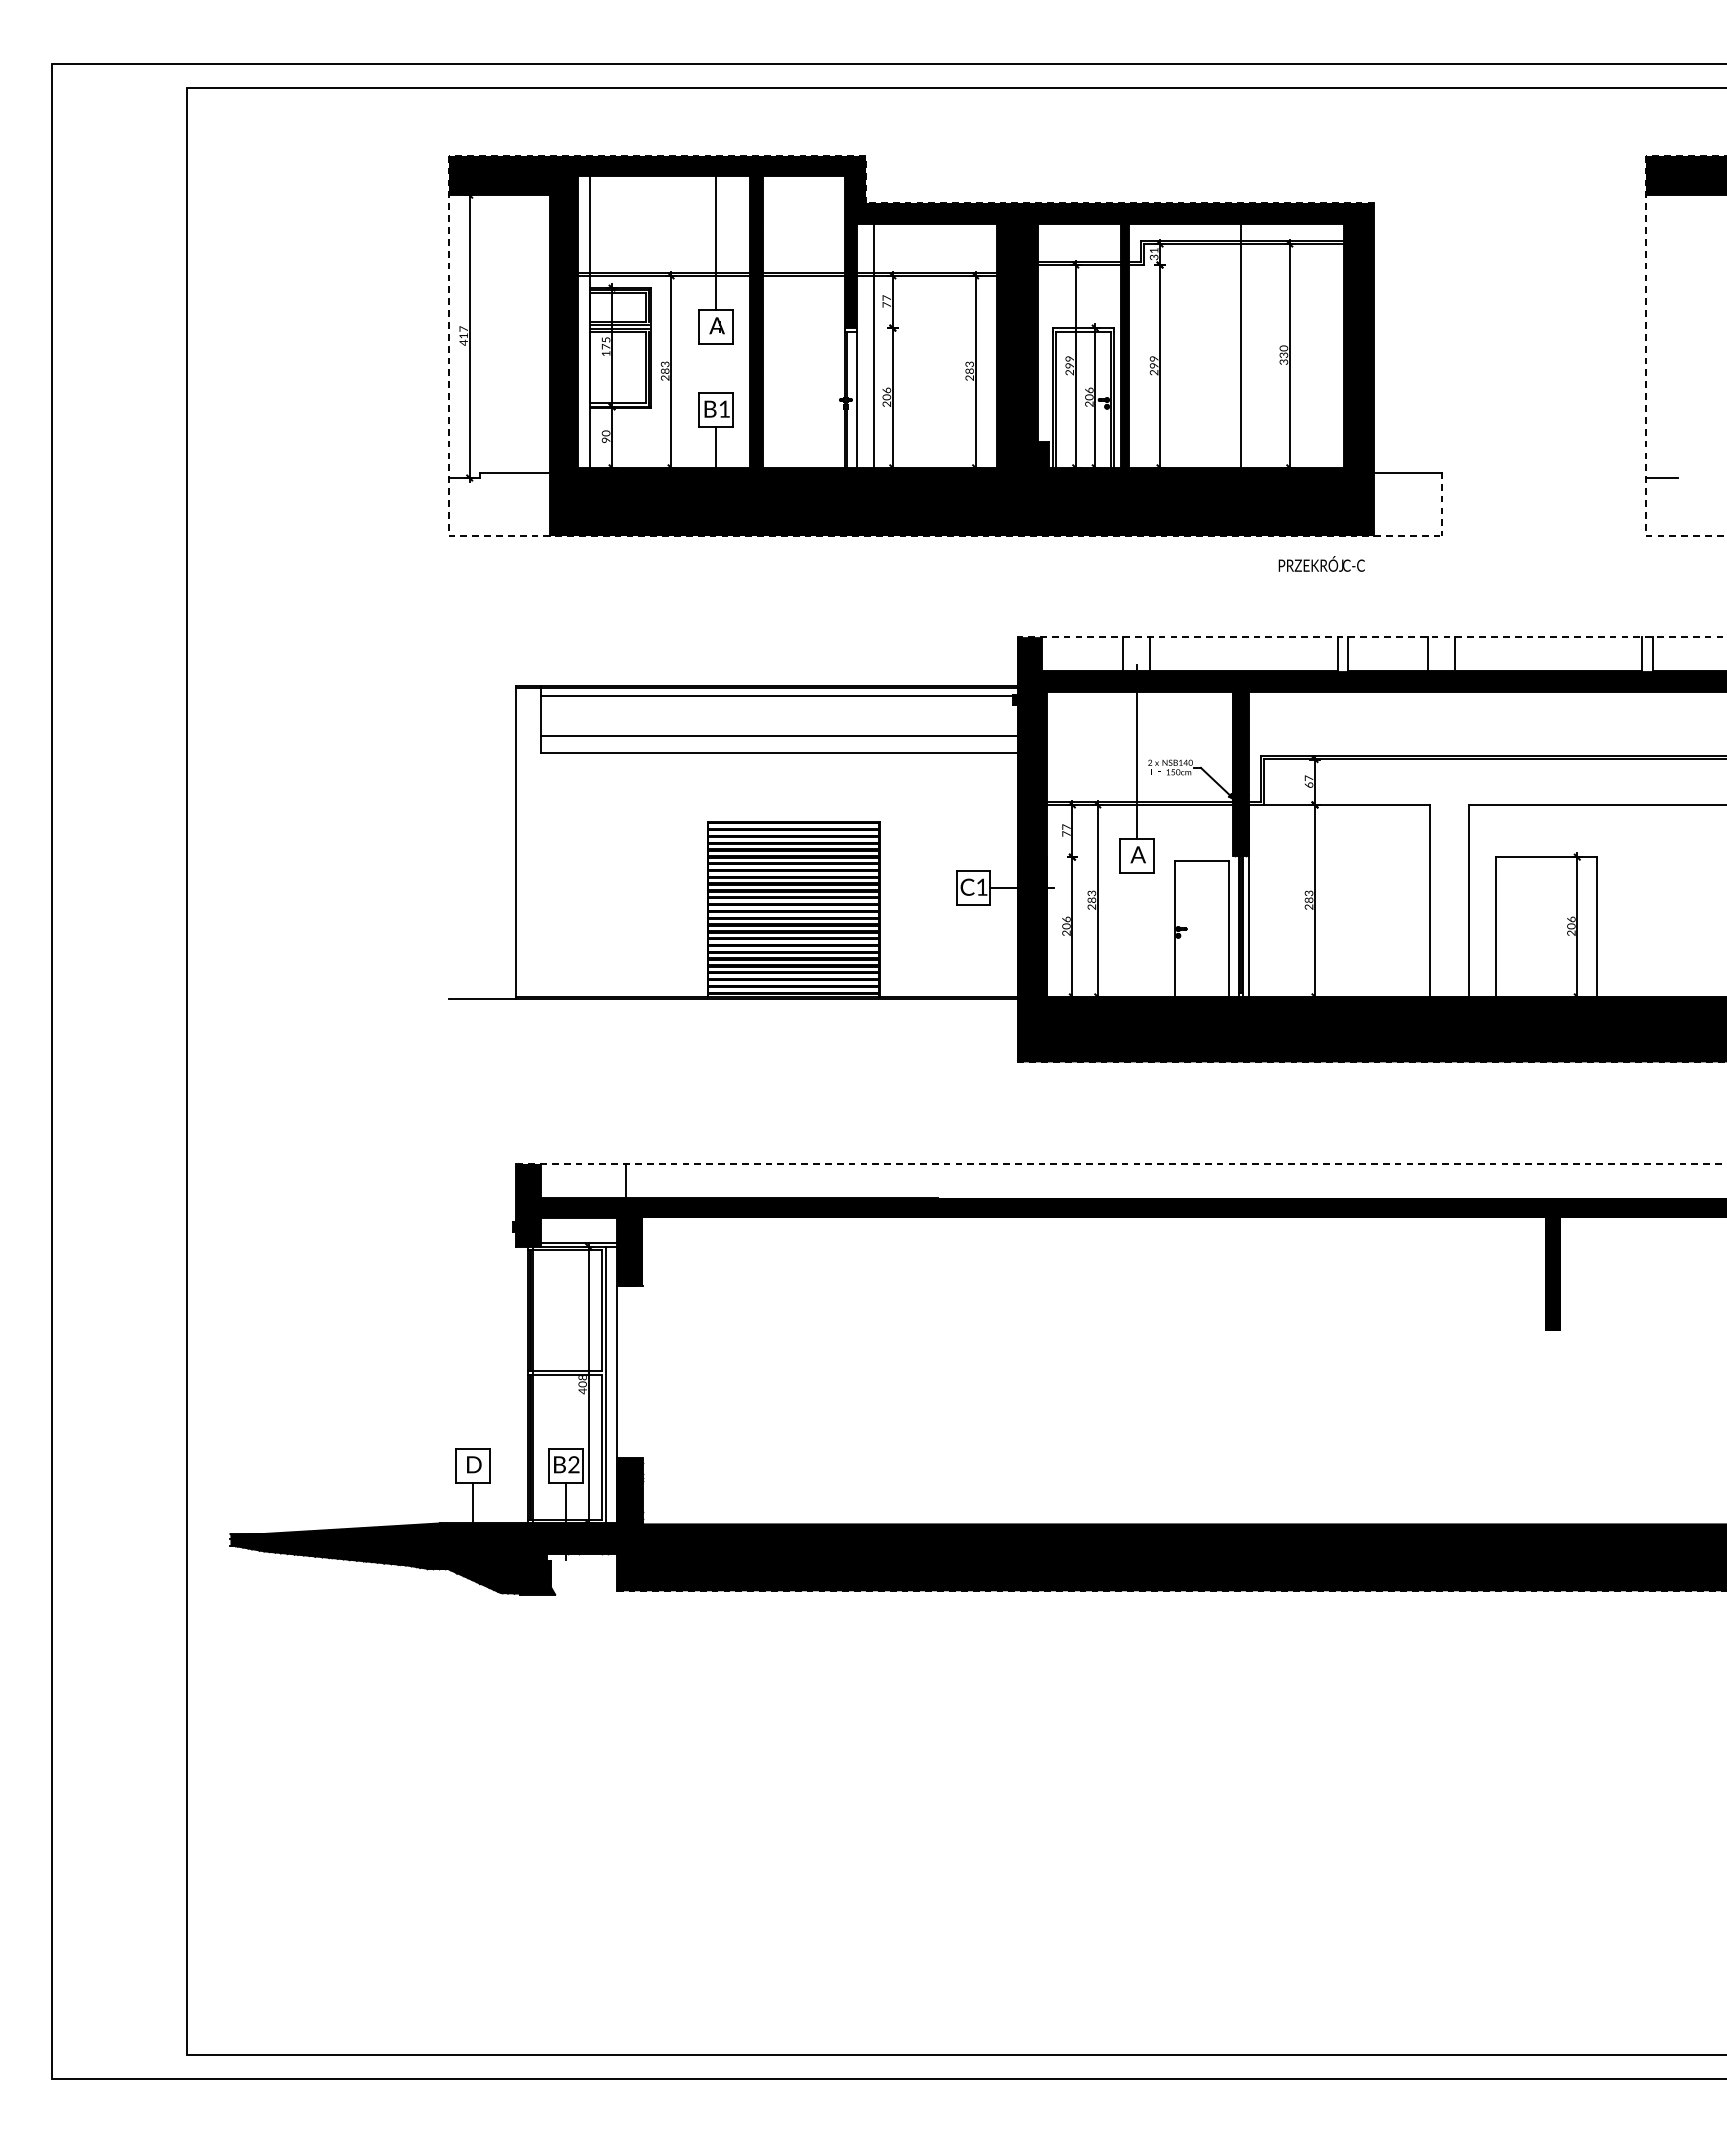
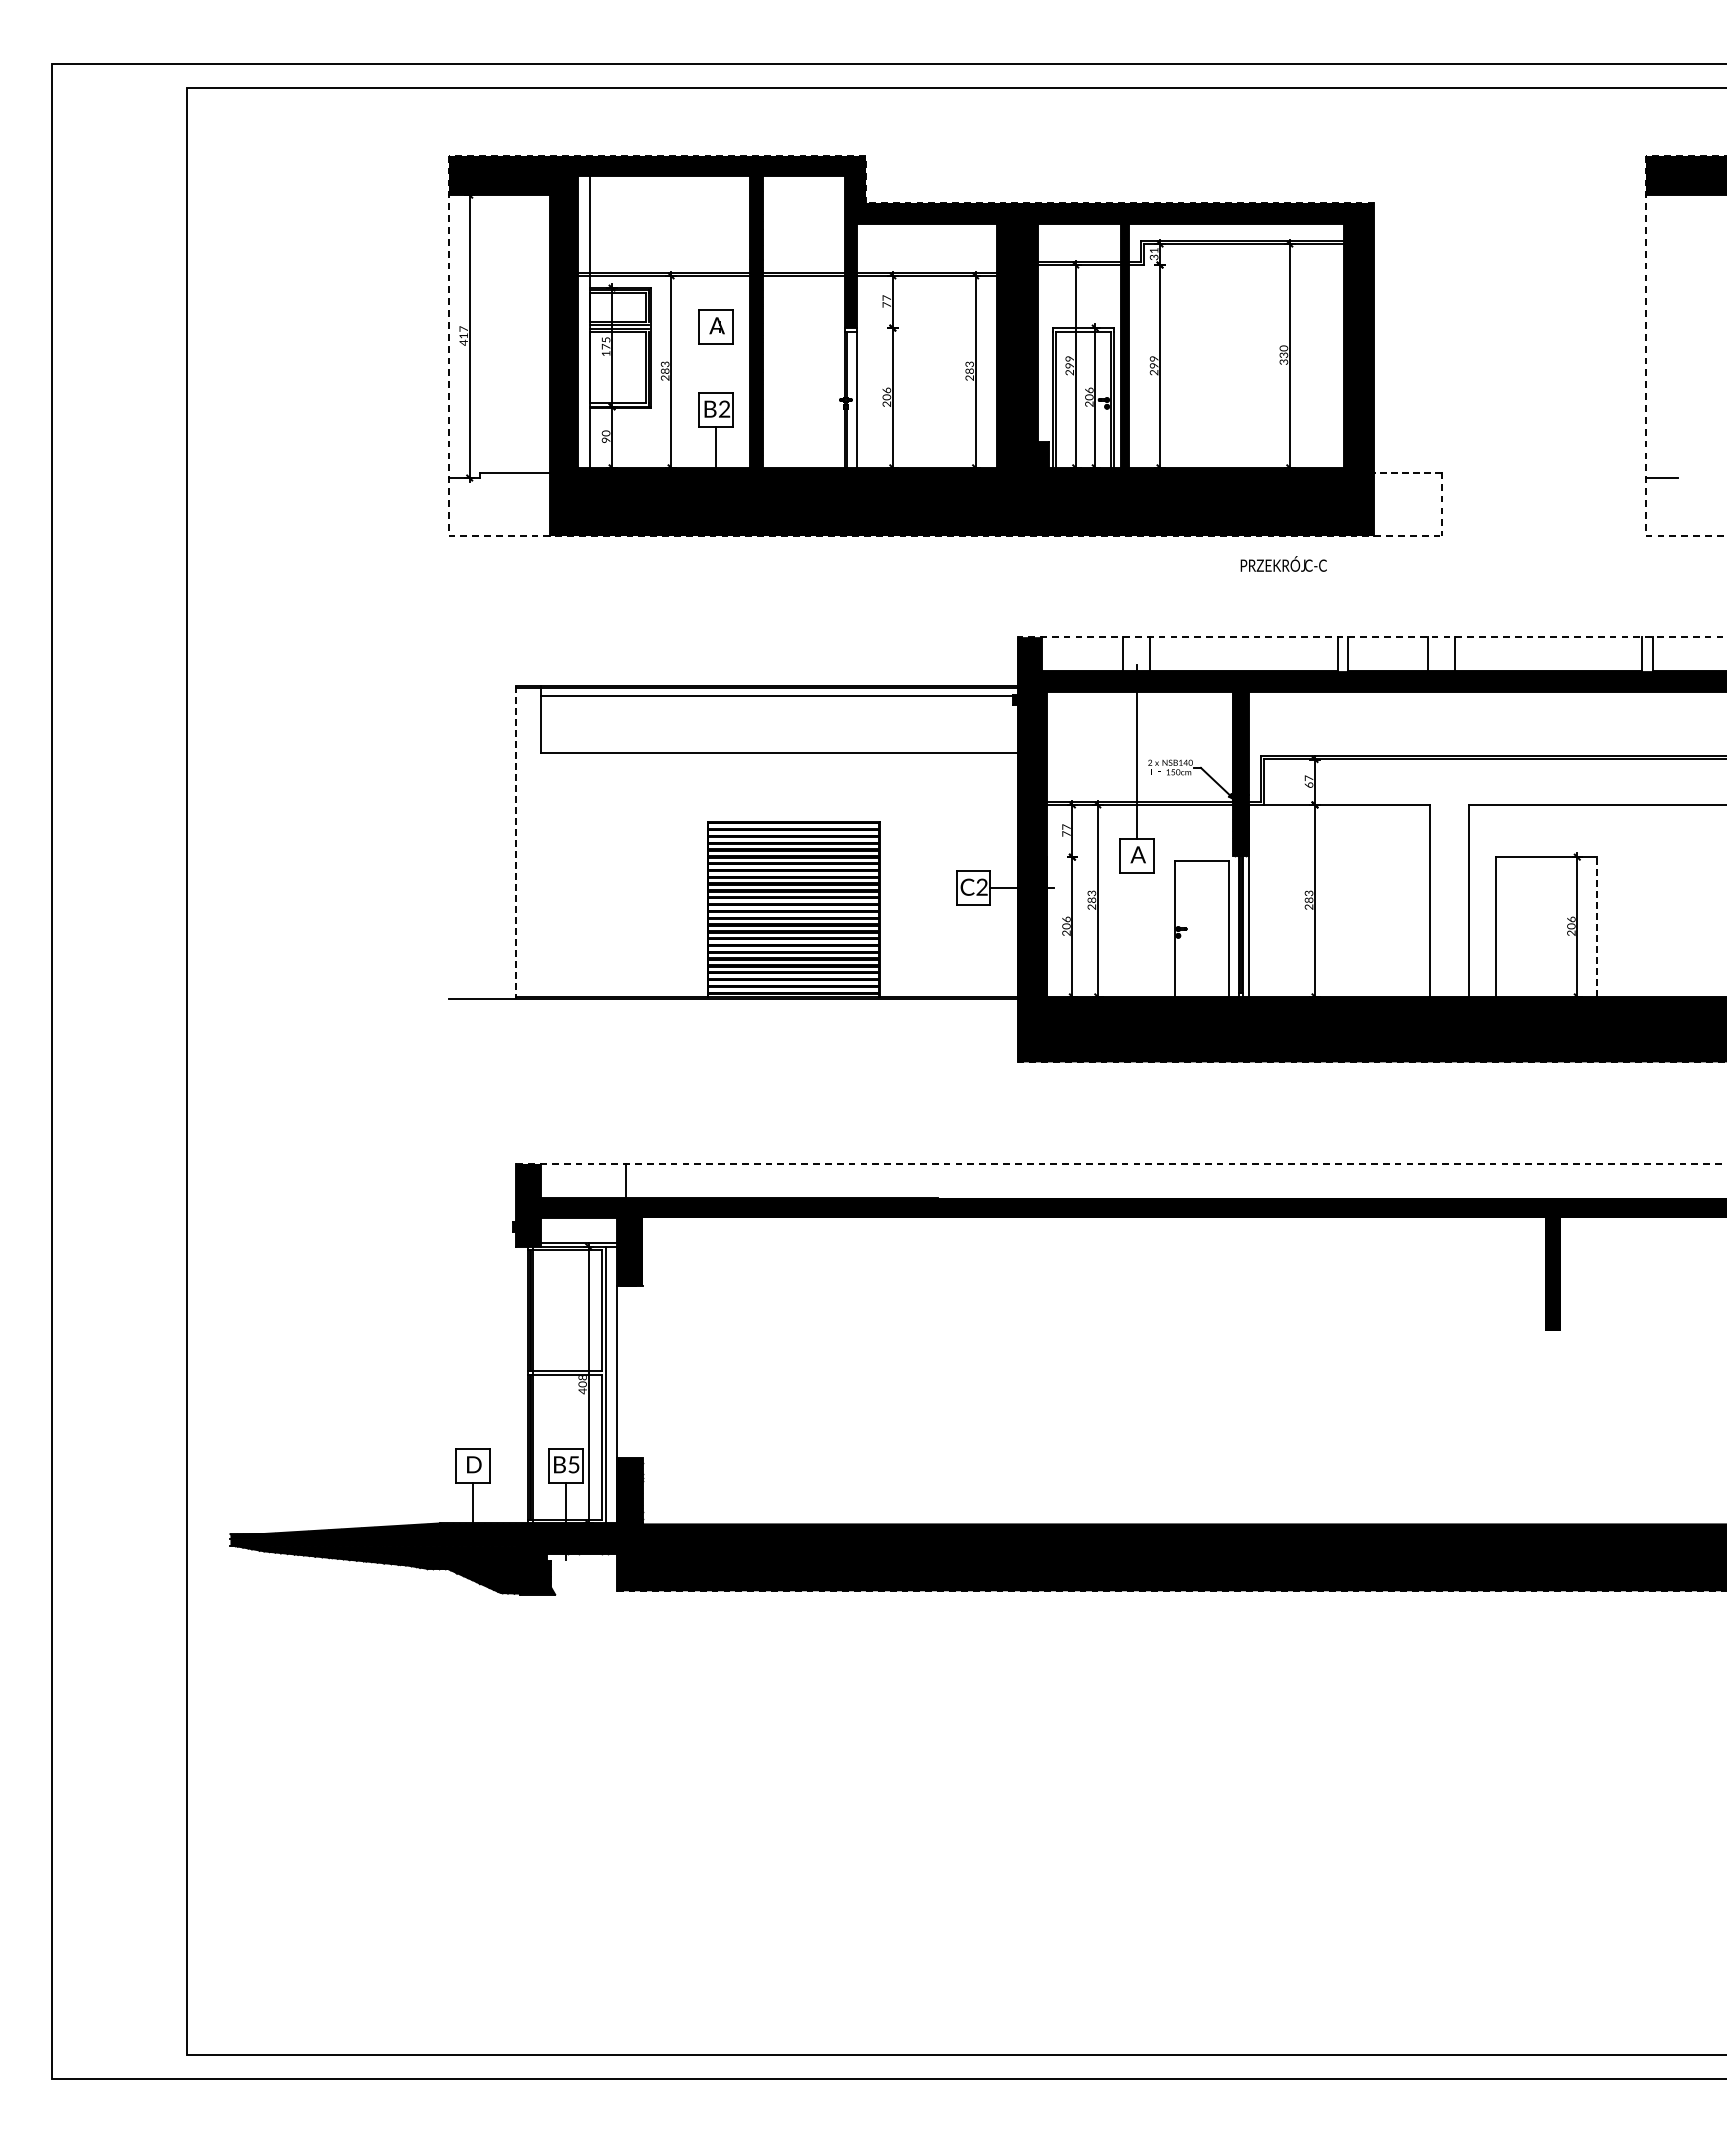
line: present -> none (716, 239)
line: present -> none (873, 345)
line: present -> none (1241, 345)
text: B1 -> B2 (724, 408)
line: solid -> dashed (1408, 473)
text position: (1321, 563) -> (1283, 563) (1283, 563)
line: present -> none (779, 736)
line: solid -> dashed (516, 842)
text: C1 -> C2 (981, 886)
line: solid -> dashed (1597, 927)
text: B2 -> B5 (573, 1464)
